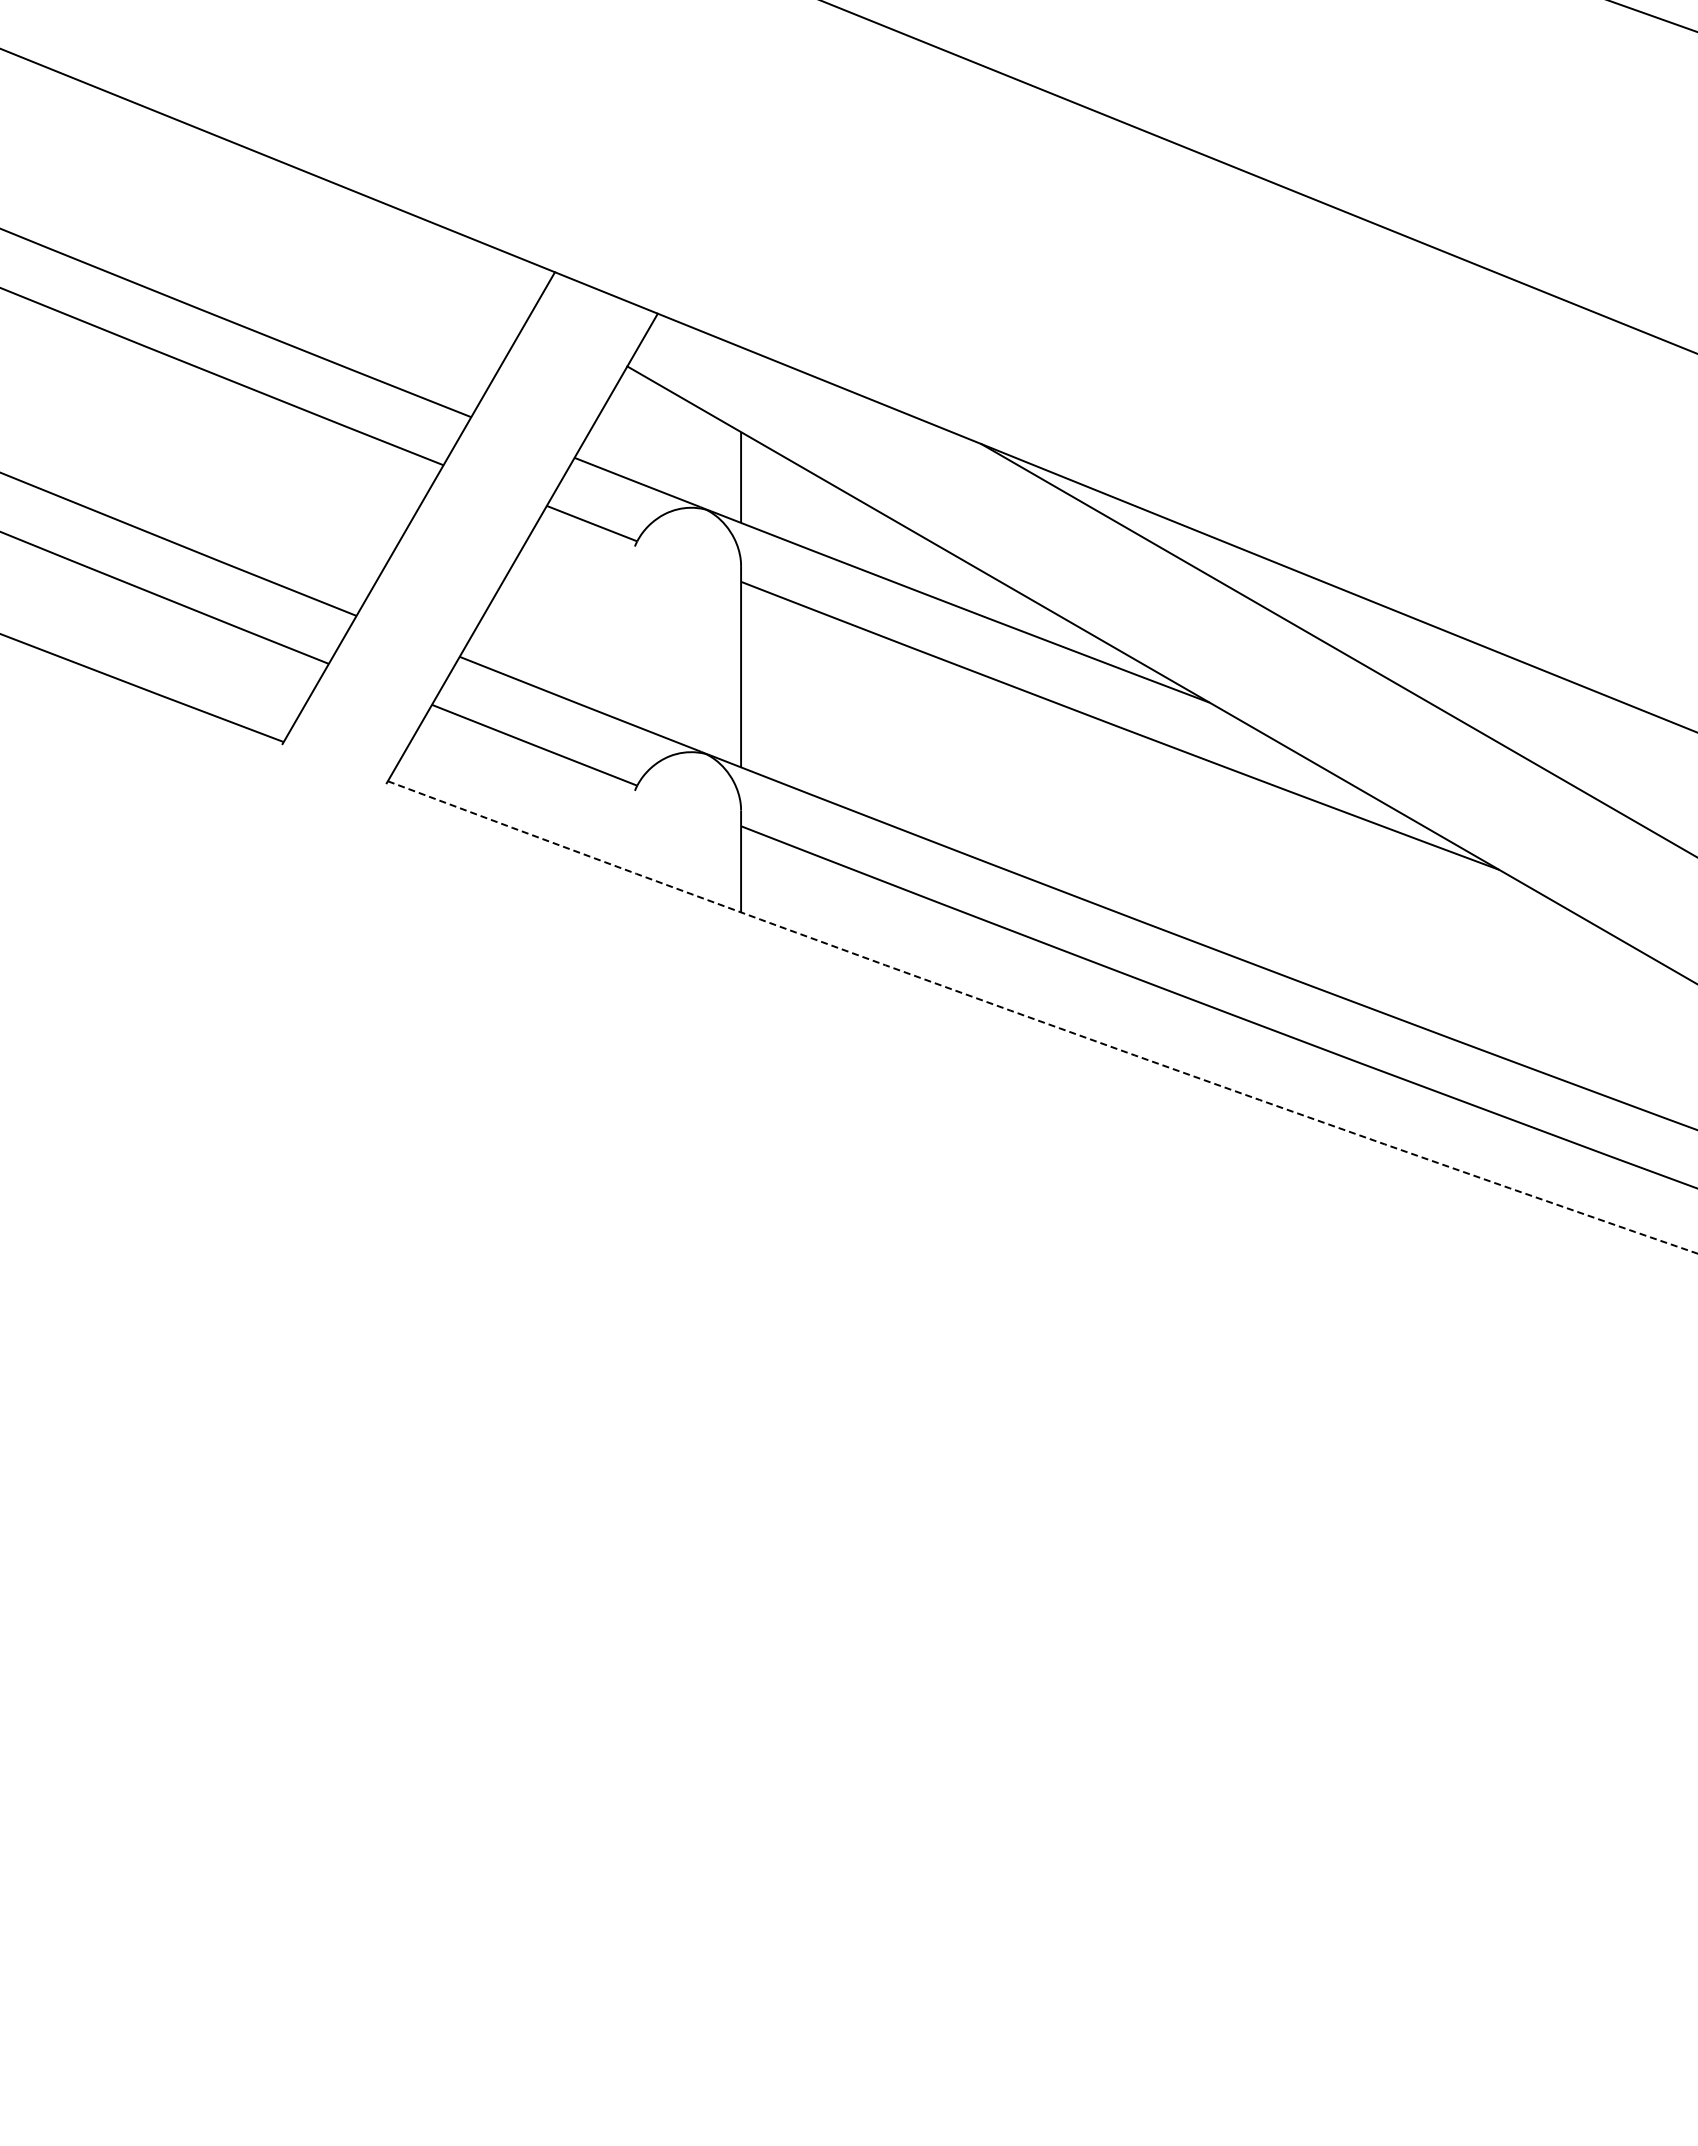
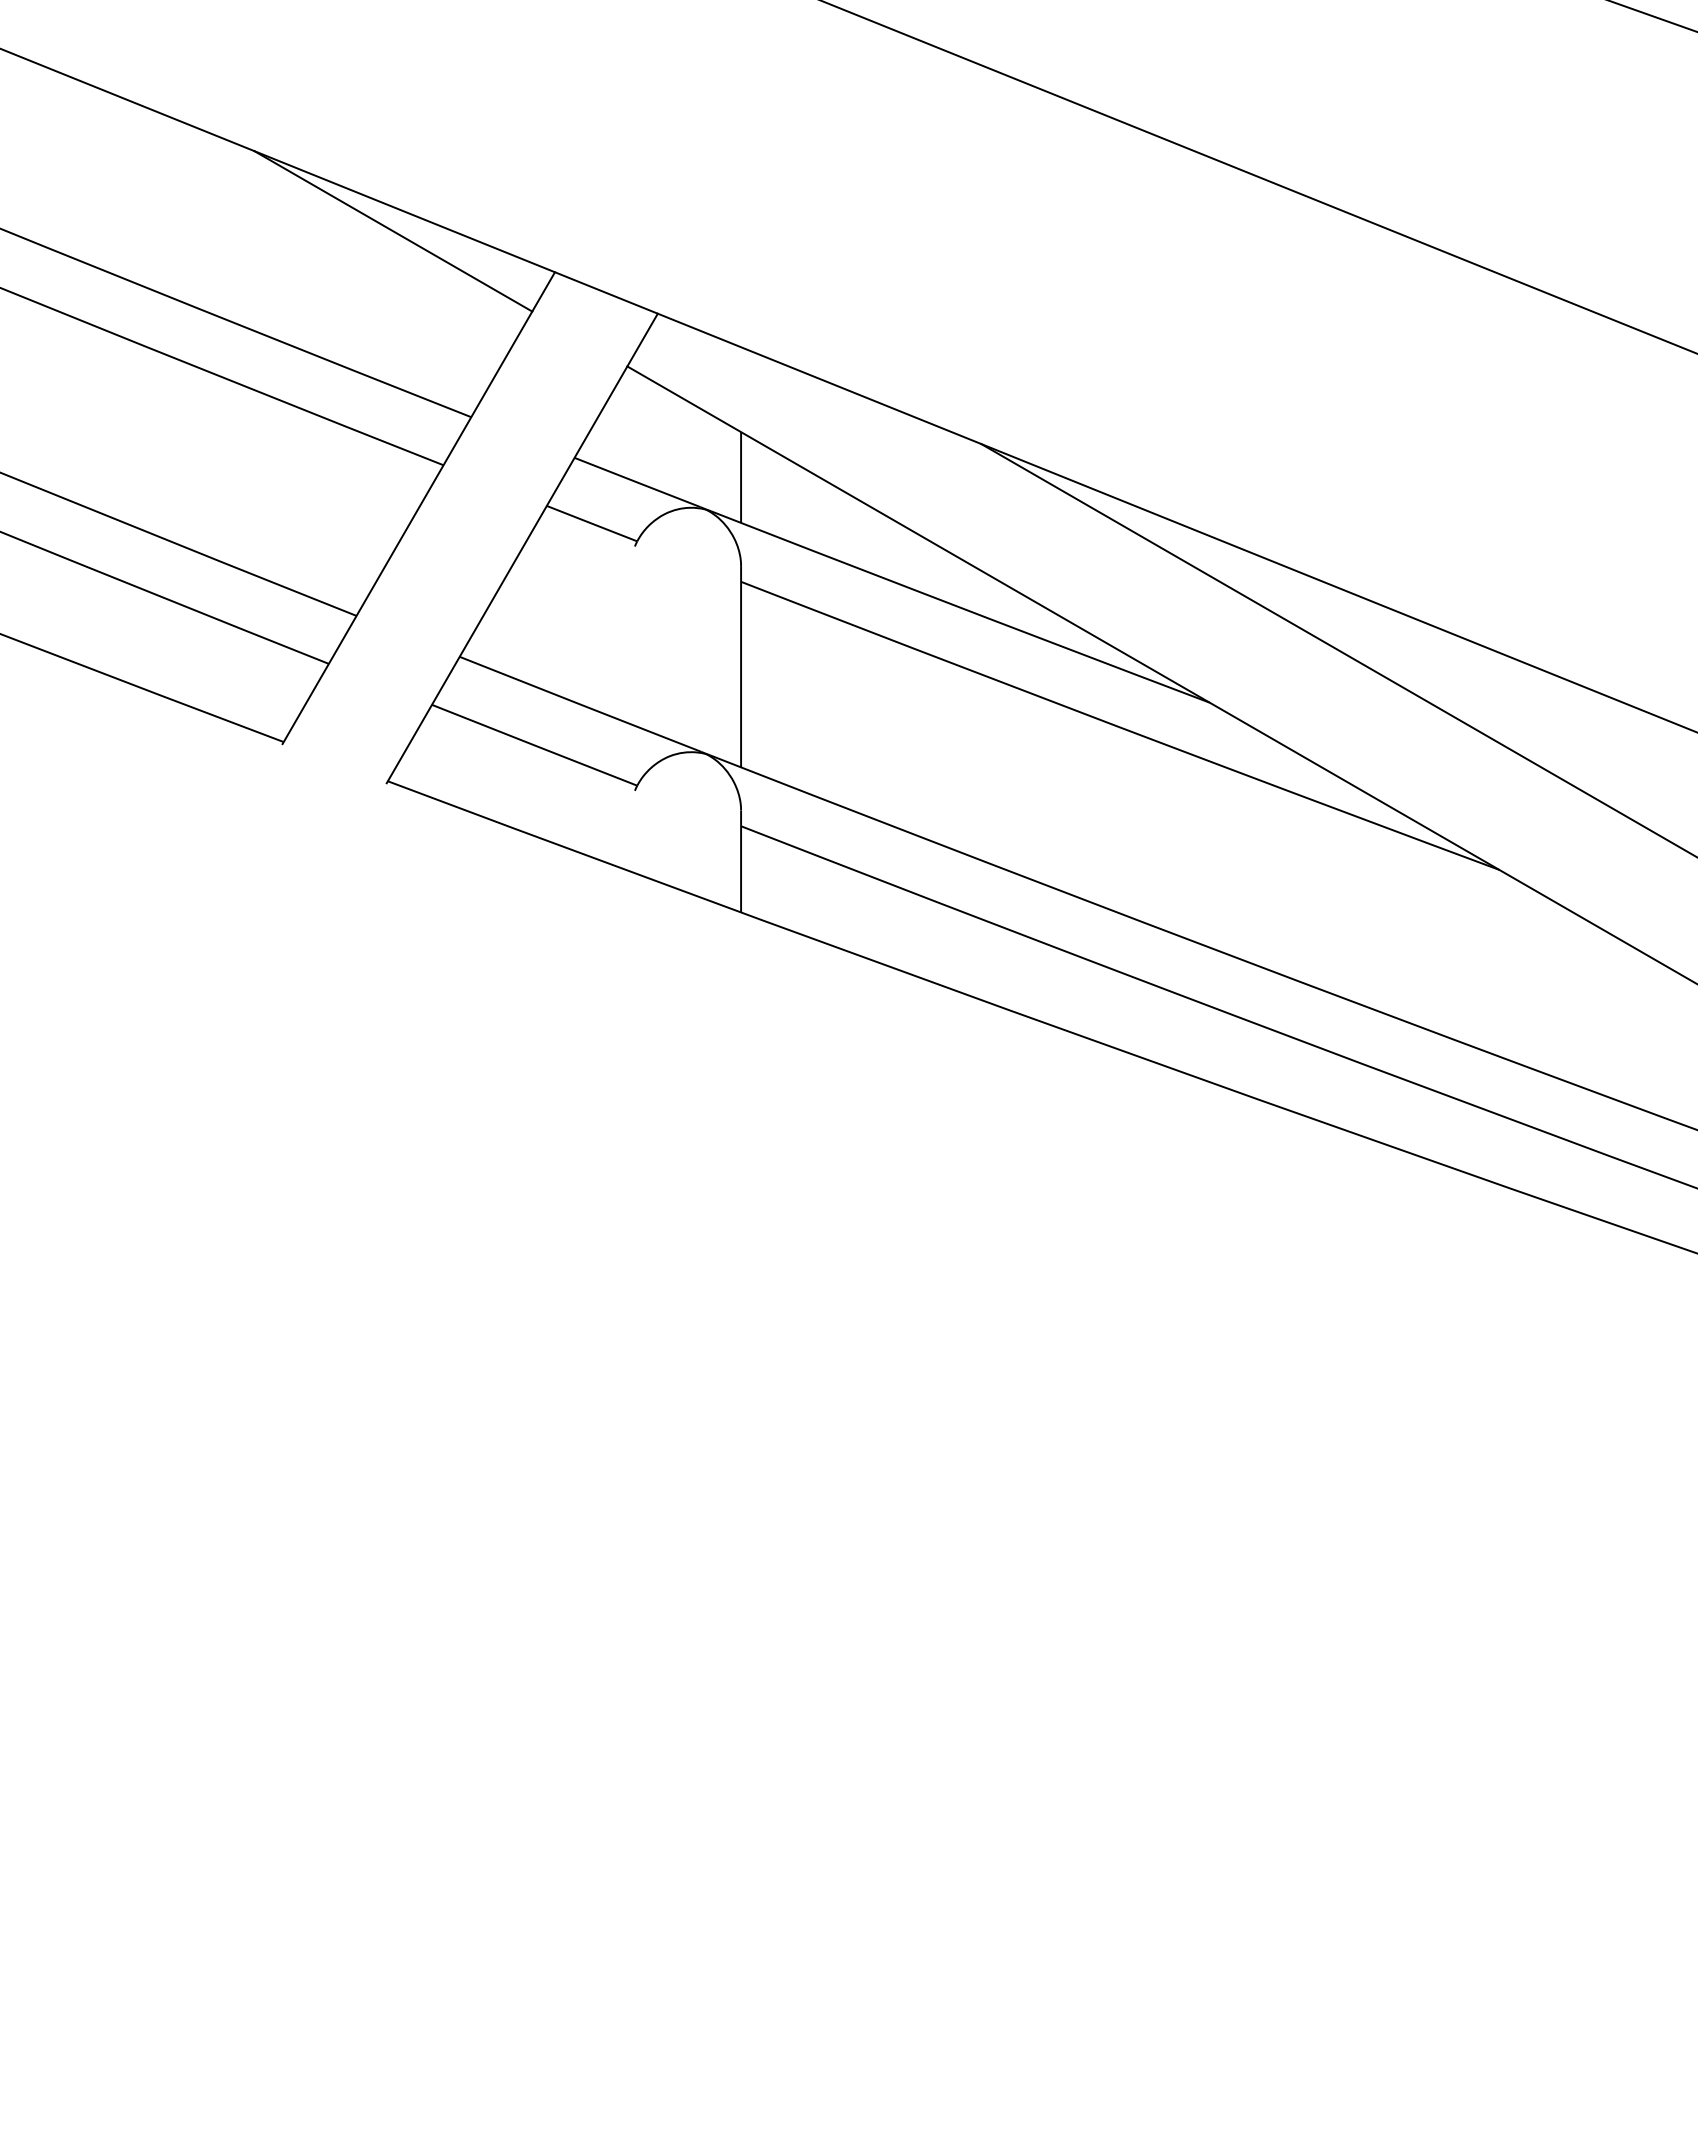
line: none -> present (393, 231)
arc: dashed -> solid (1042, 1021)
